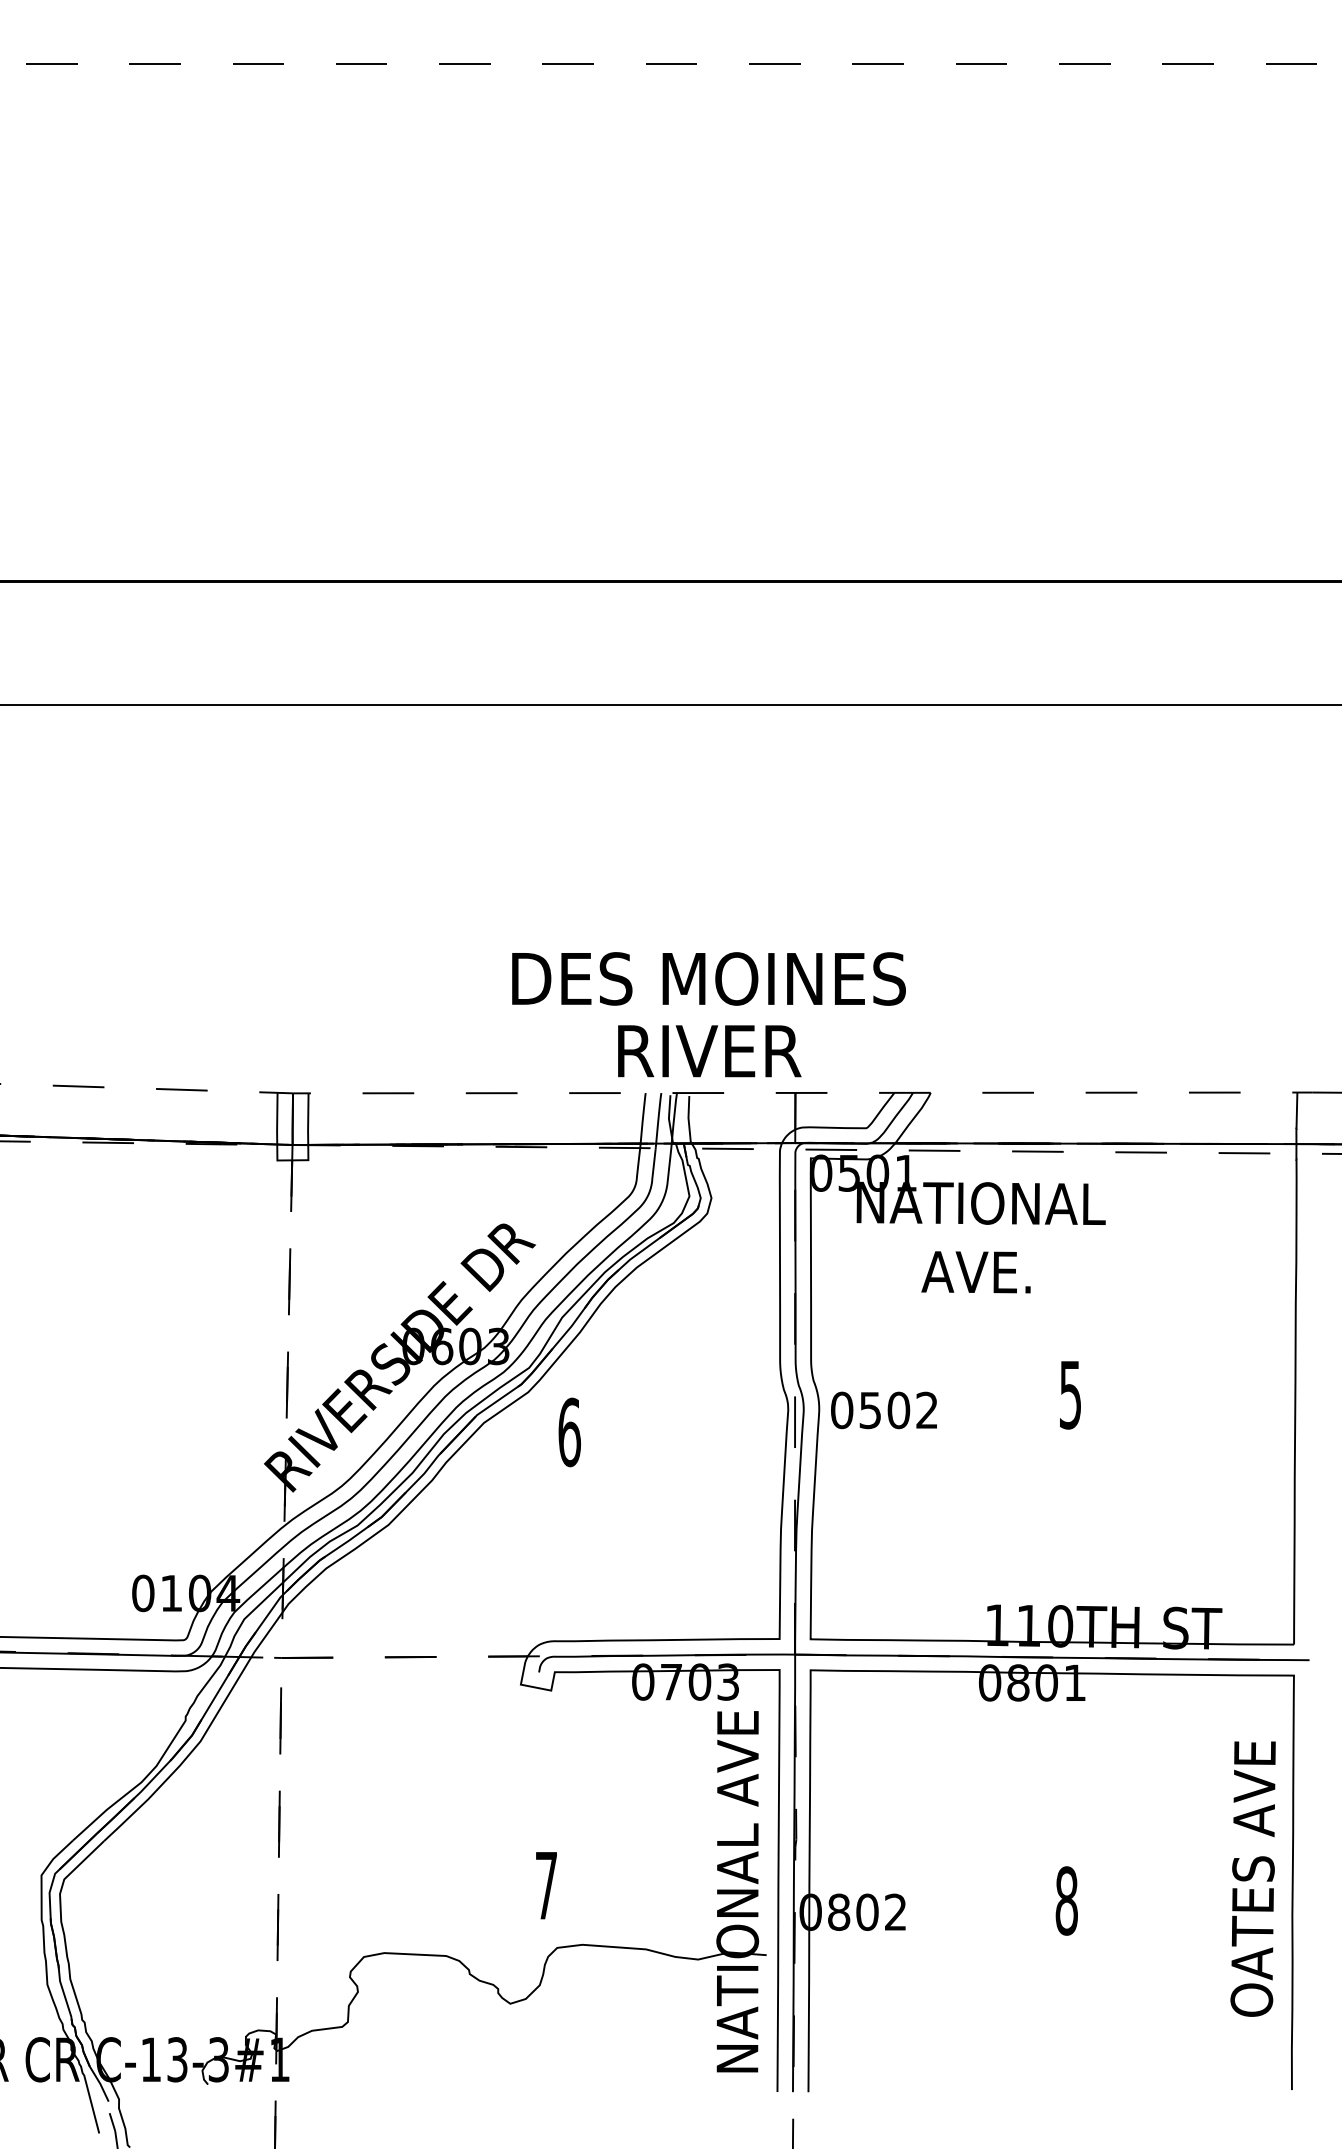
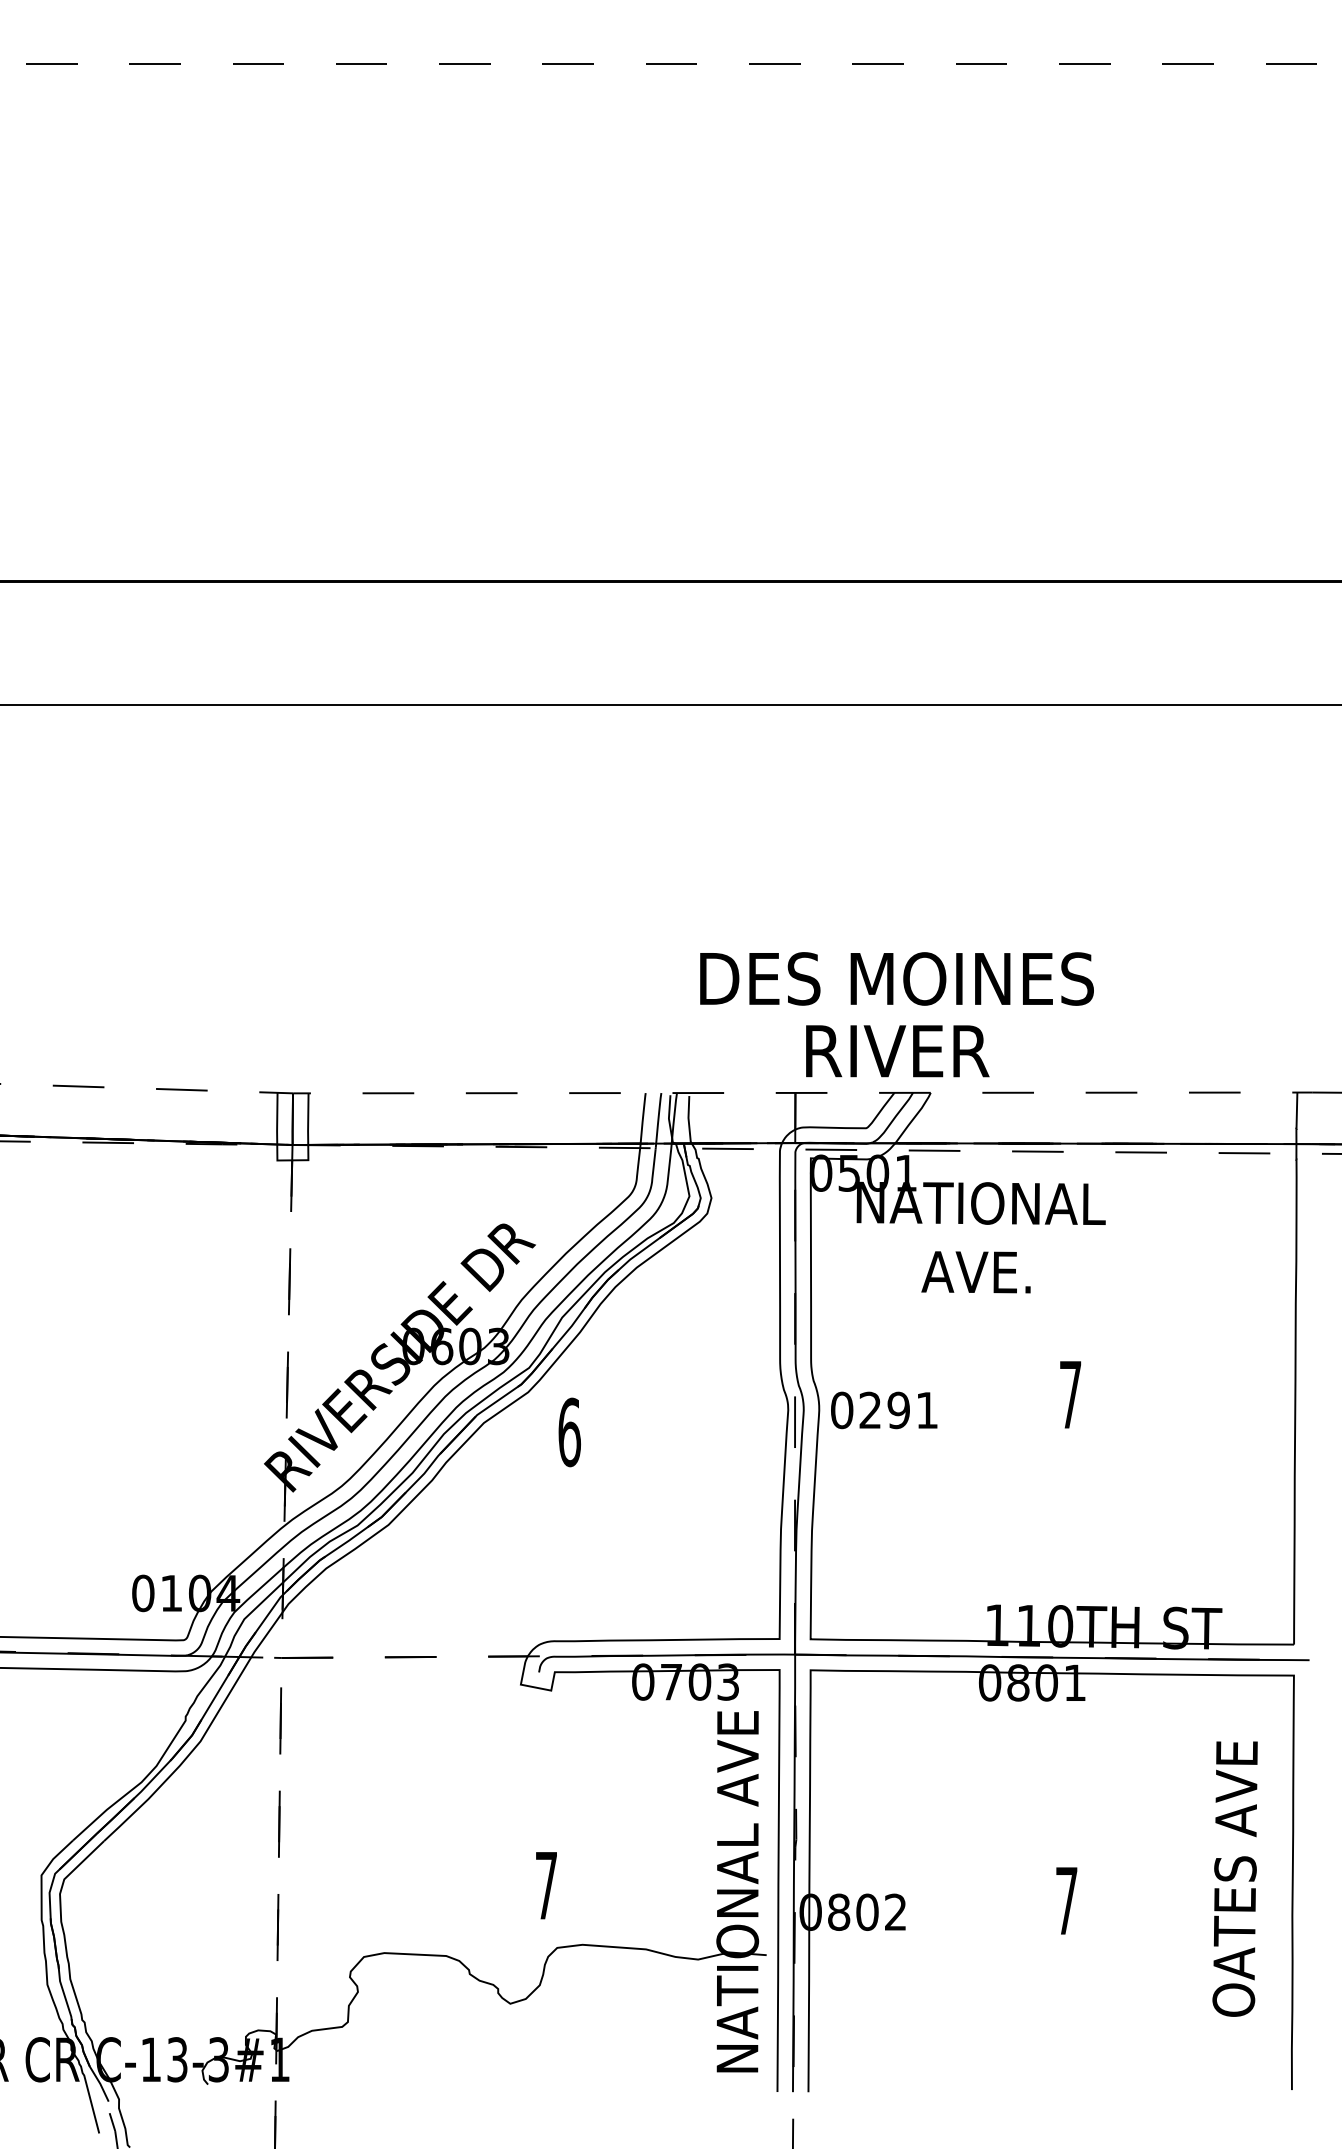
text position: (708, 1014) -> (896, 1014) (896, 1014)
text: 5 -> 7 (1070, 1395)
text: 0502 -> 0291 (898, 1410)
text position: (1252, 1878) -> (1234, 1878) (1234, 1878)
text: 8 -> 7 (1066, 1900)
